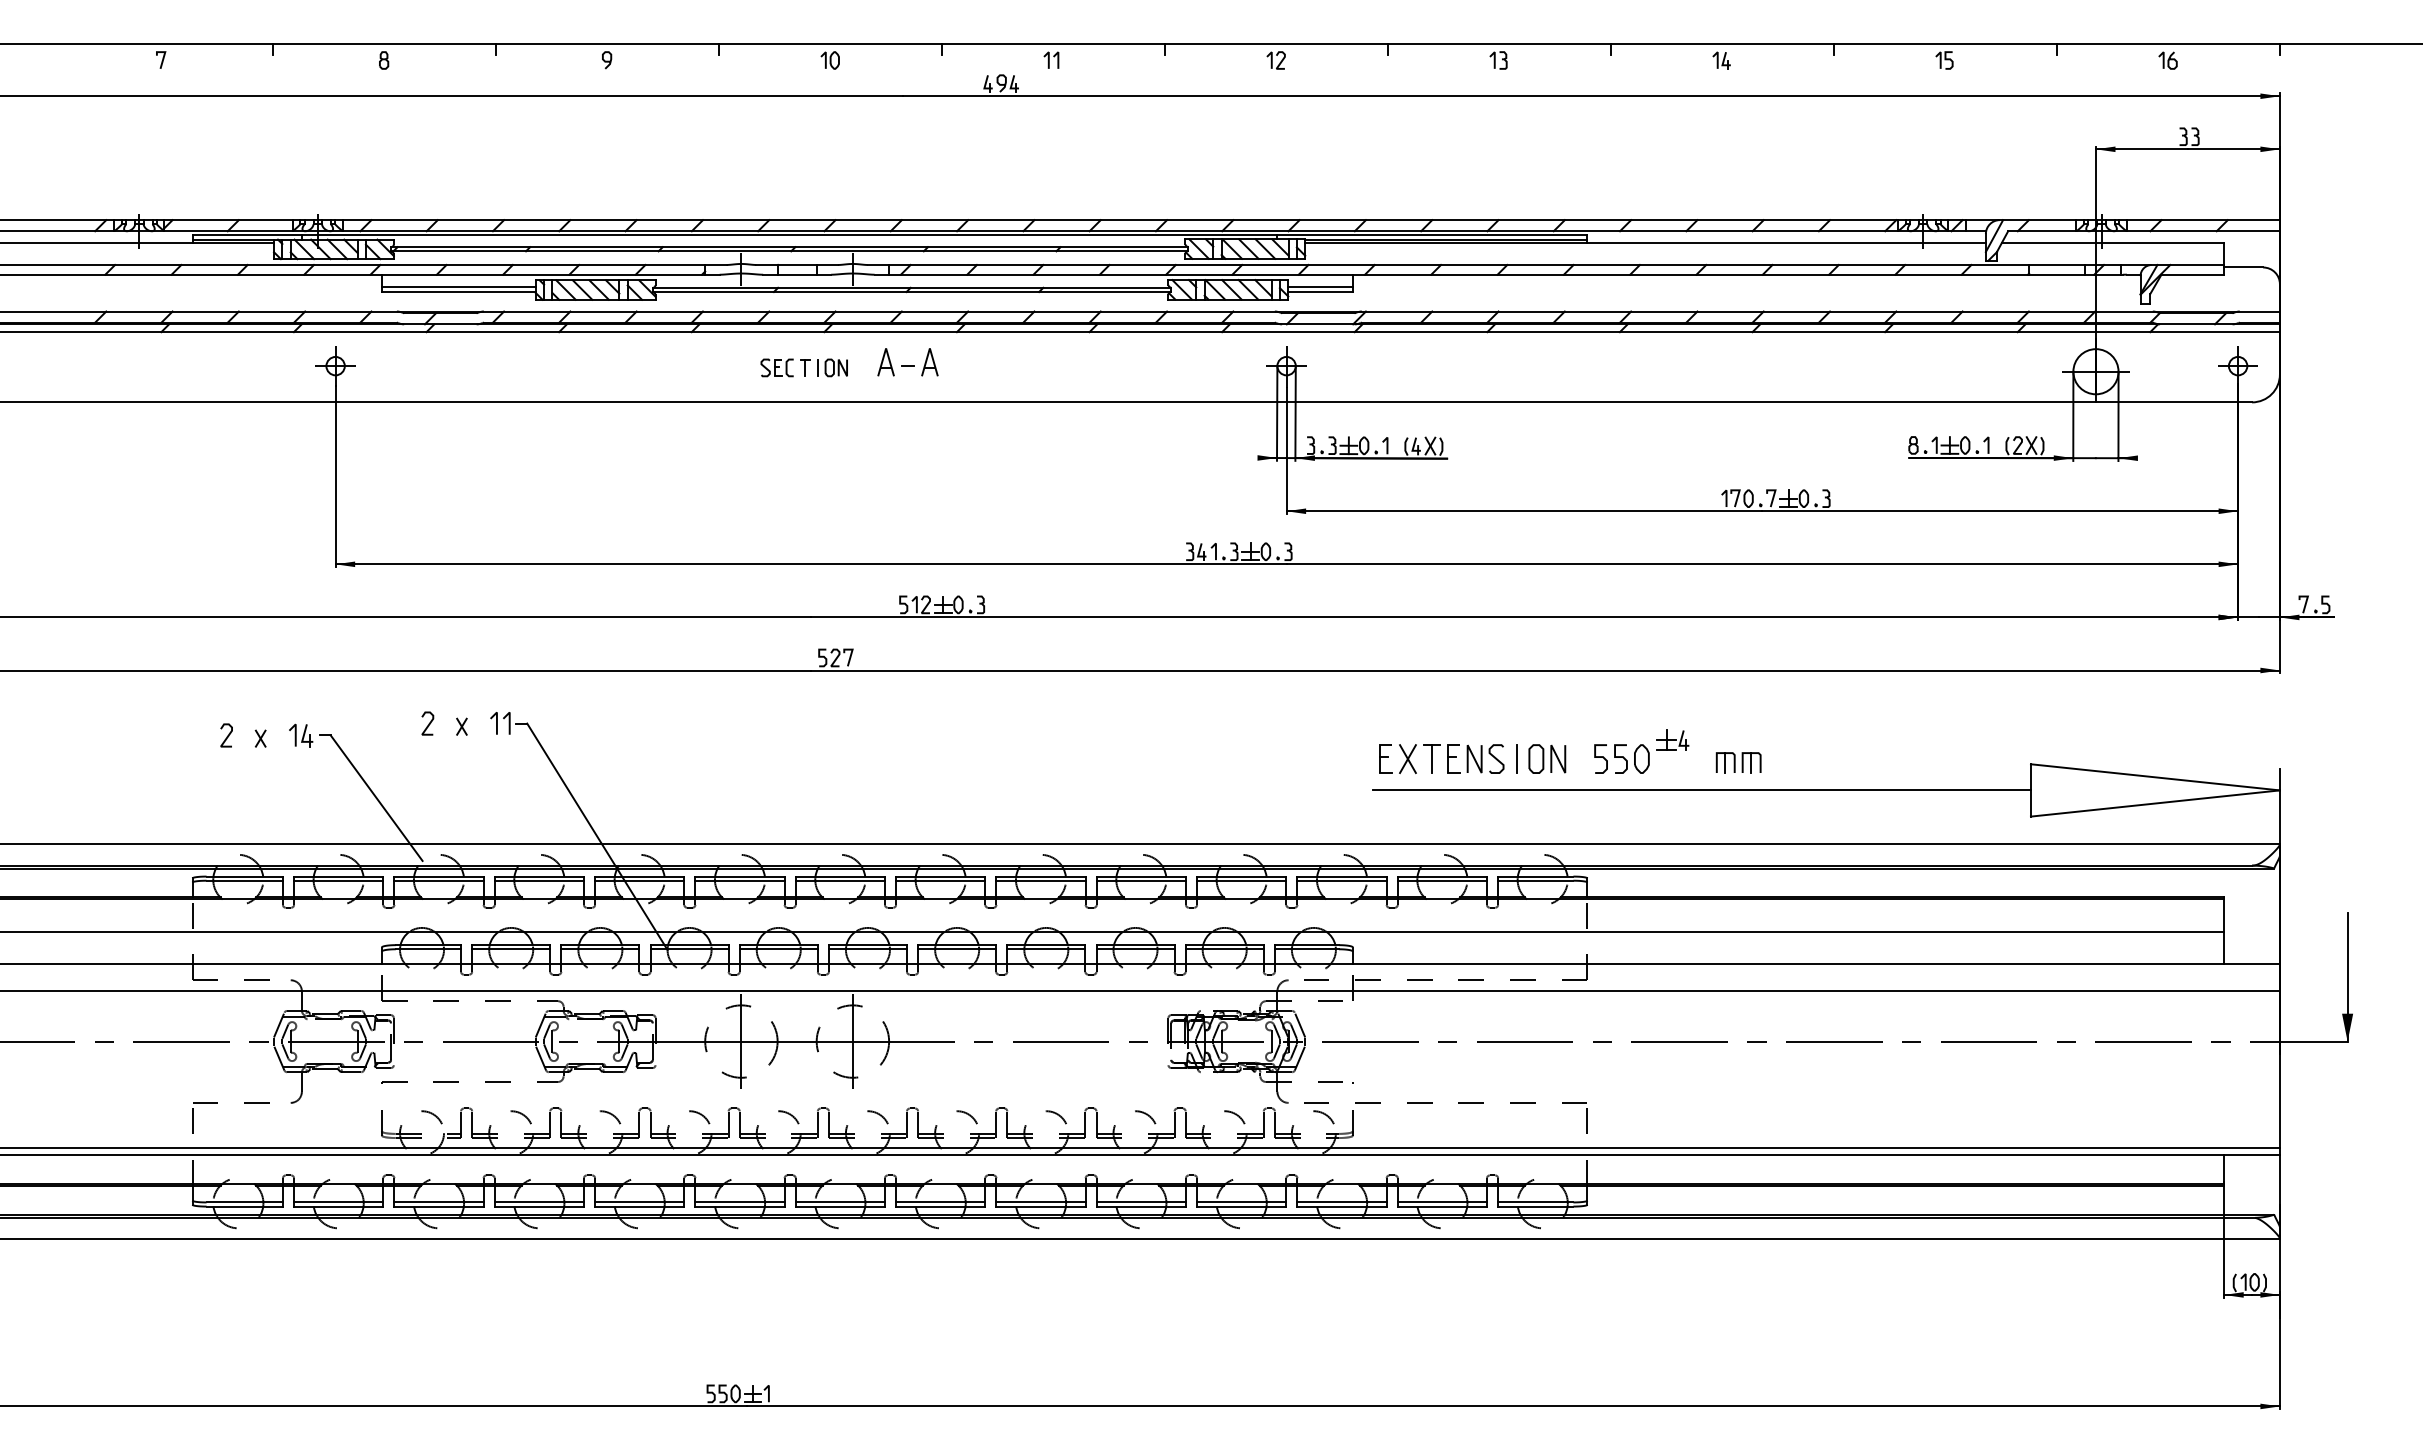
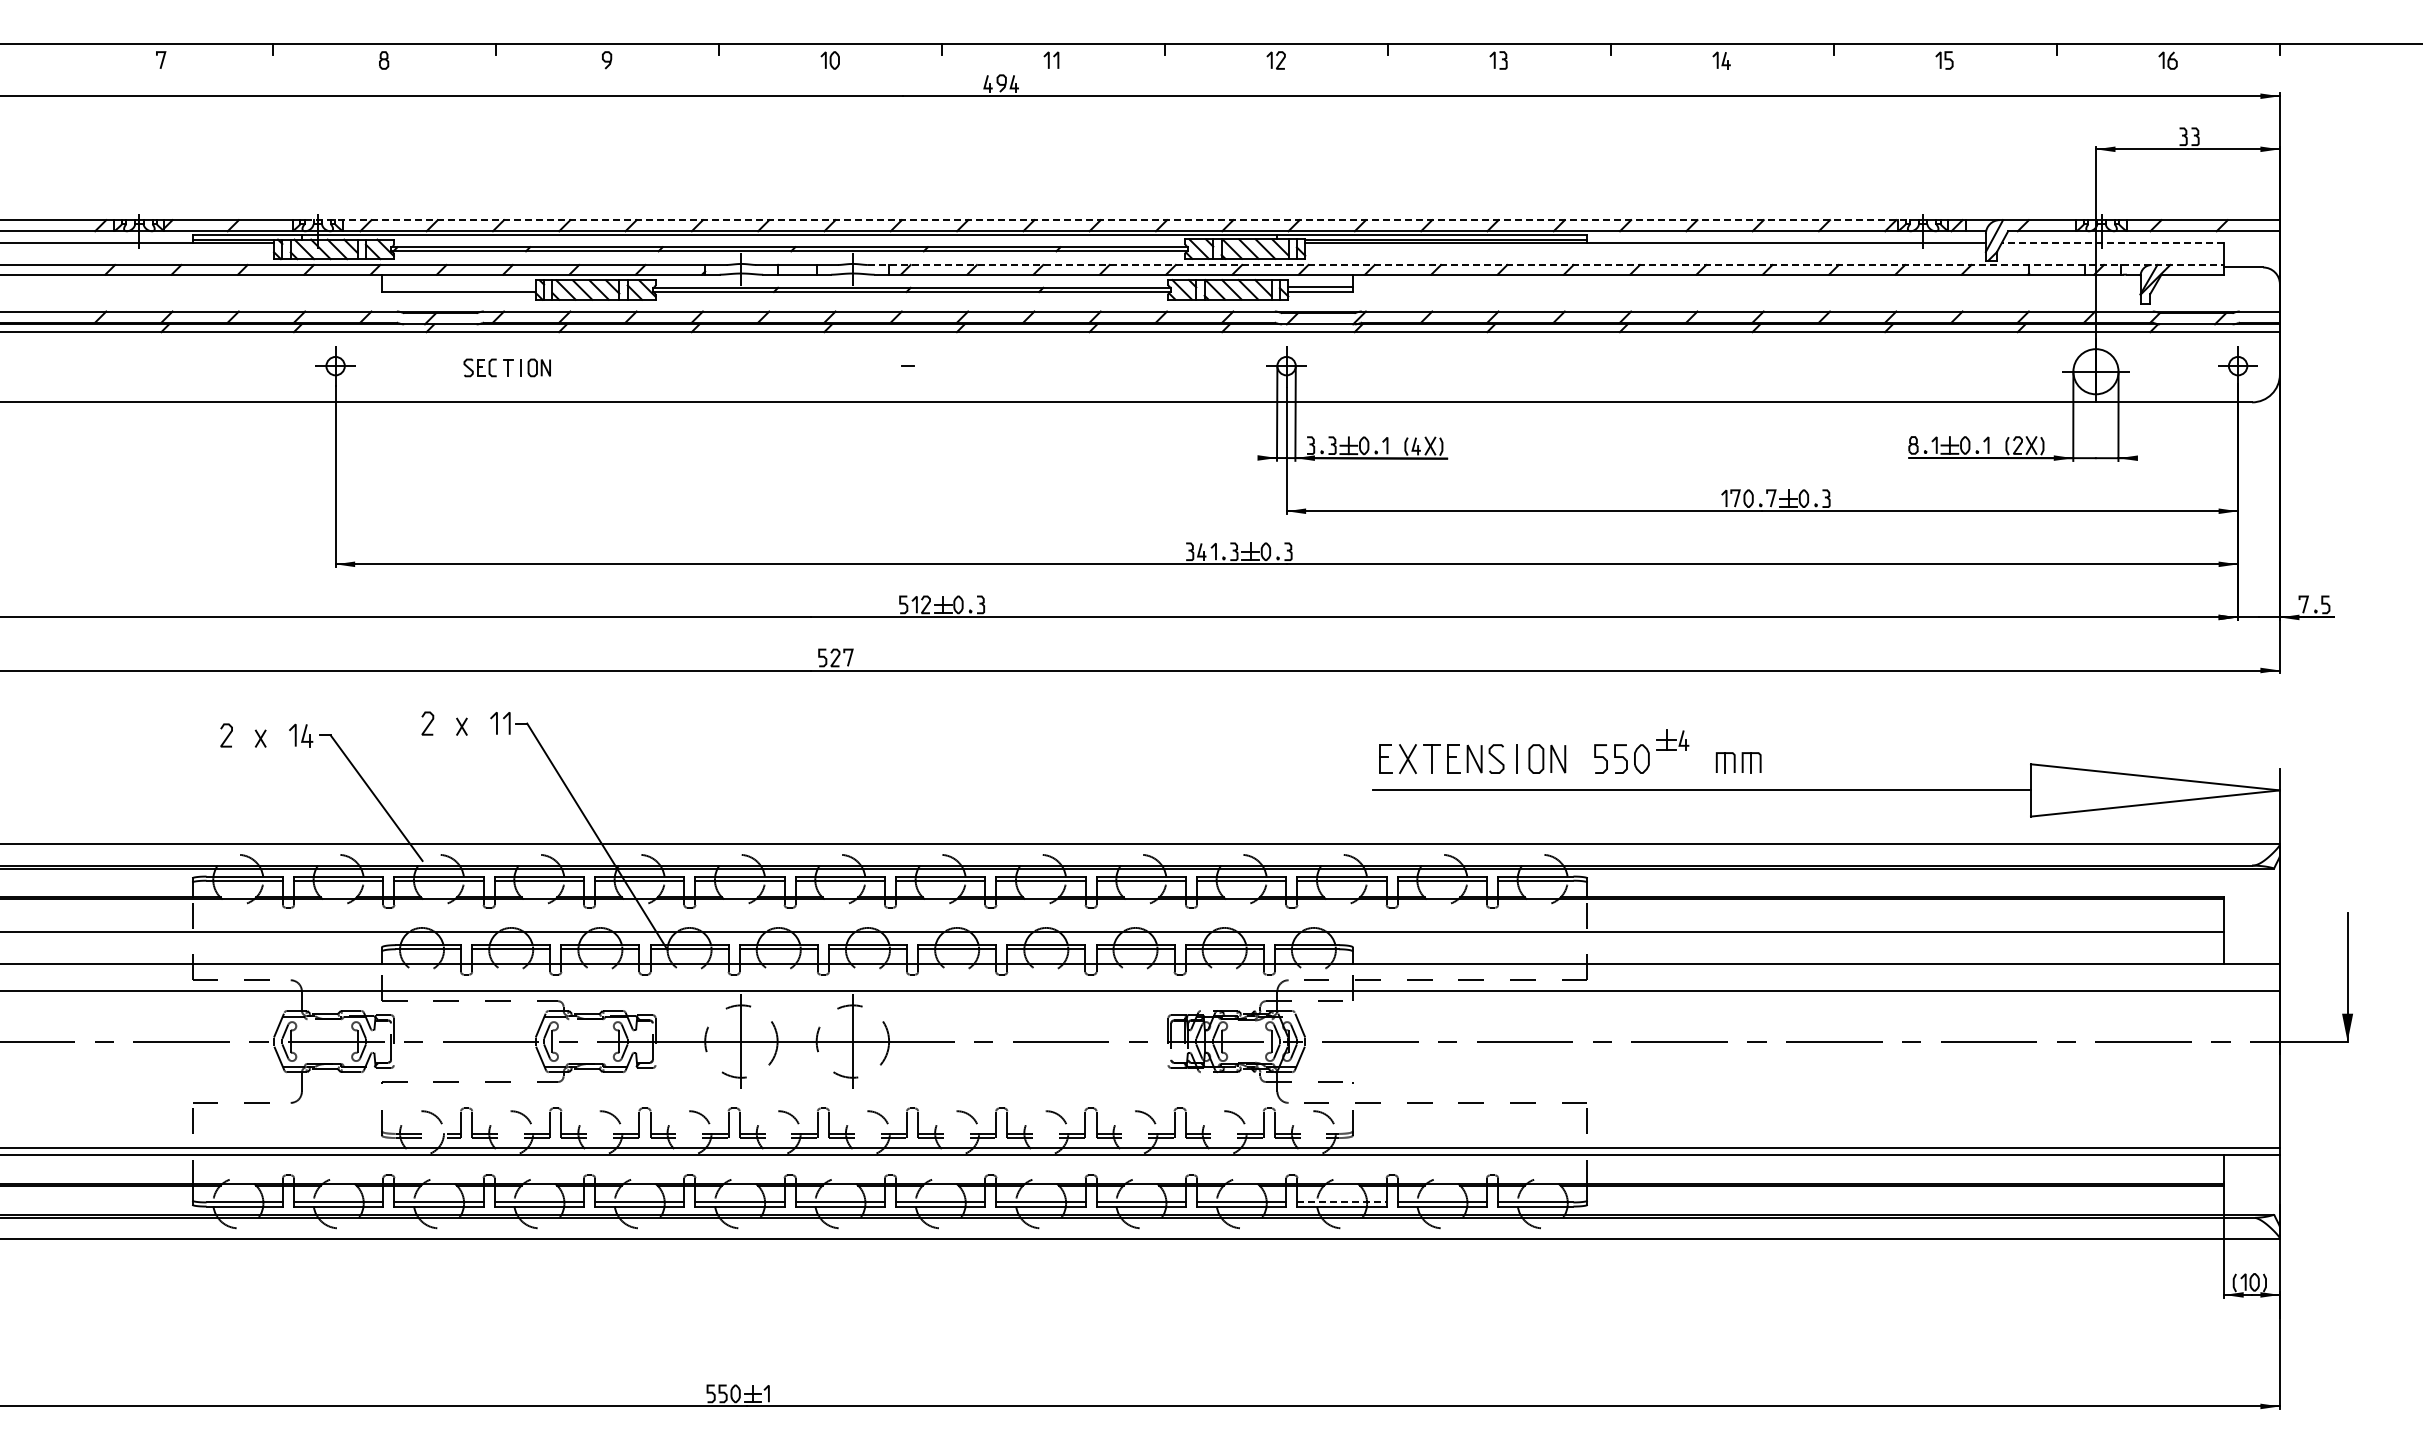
line: solid -> dashed (1107, 220)
line: solid -> dashed (2112, 242)
line: solid -> dashed (1546, 264)
line: present -> none (458, 287)
part: present -> none (885, 362)
part: present -> none (929, 362)
part position: (803, 367) -> (506, 367) (506, 367)
line: solid -> dashed (1342, 1202)
